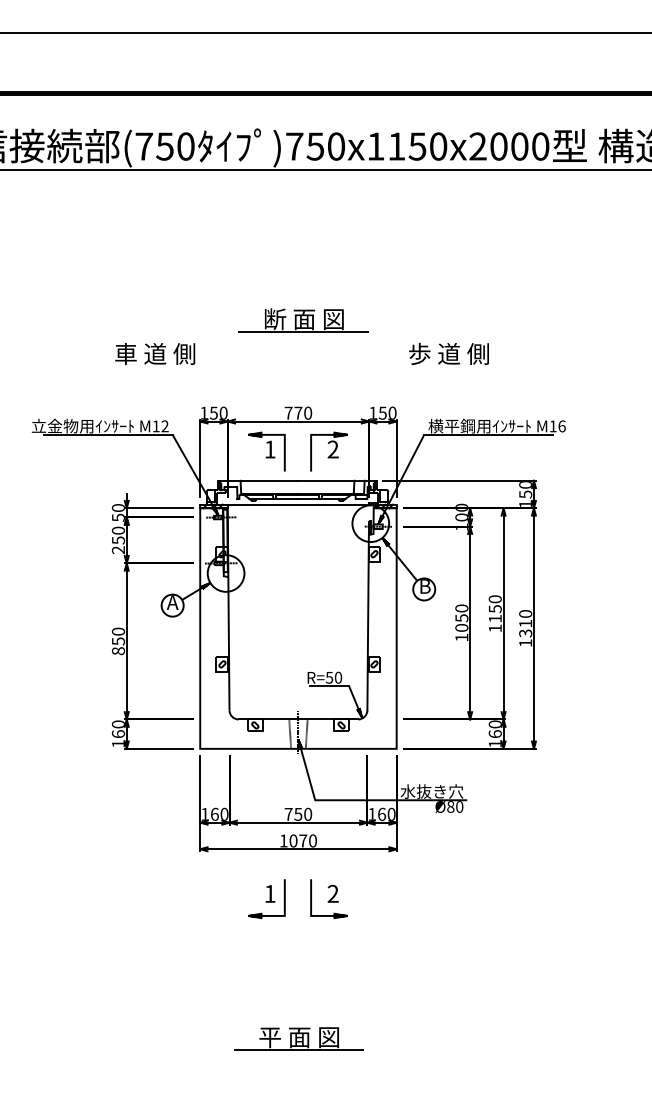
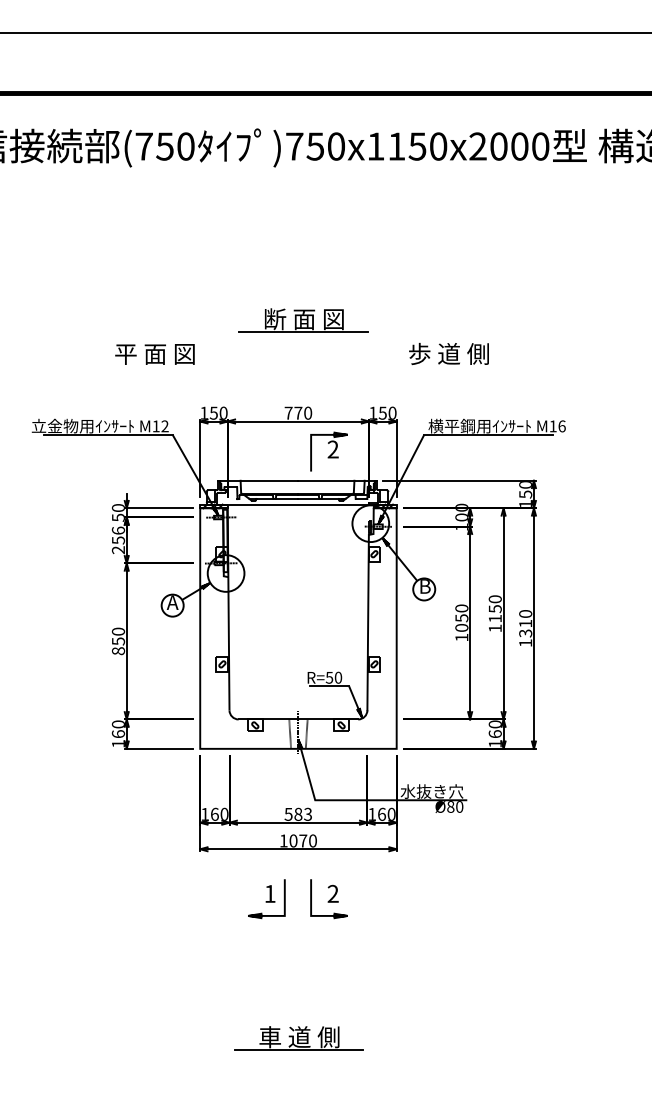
line: present -> none (325, 169)
text: 車 道 側 -> 平 面 図 (155, 353)
part: present -> none (266, 451)
text: 250 -> 256 (117, 530)
text: 750 -> 583 (298, 813)
text: 平 面 図 -> 車 道 側 (299, 1037)
